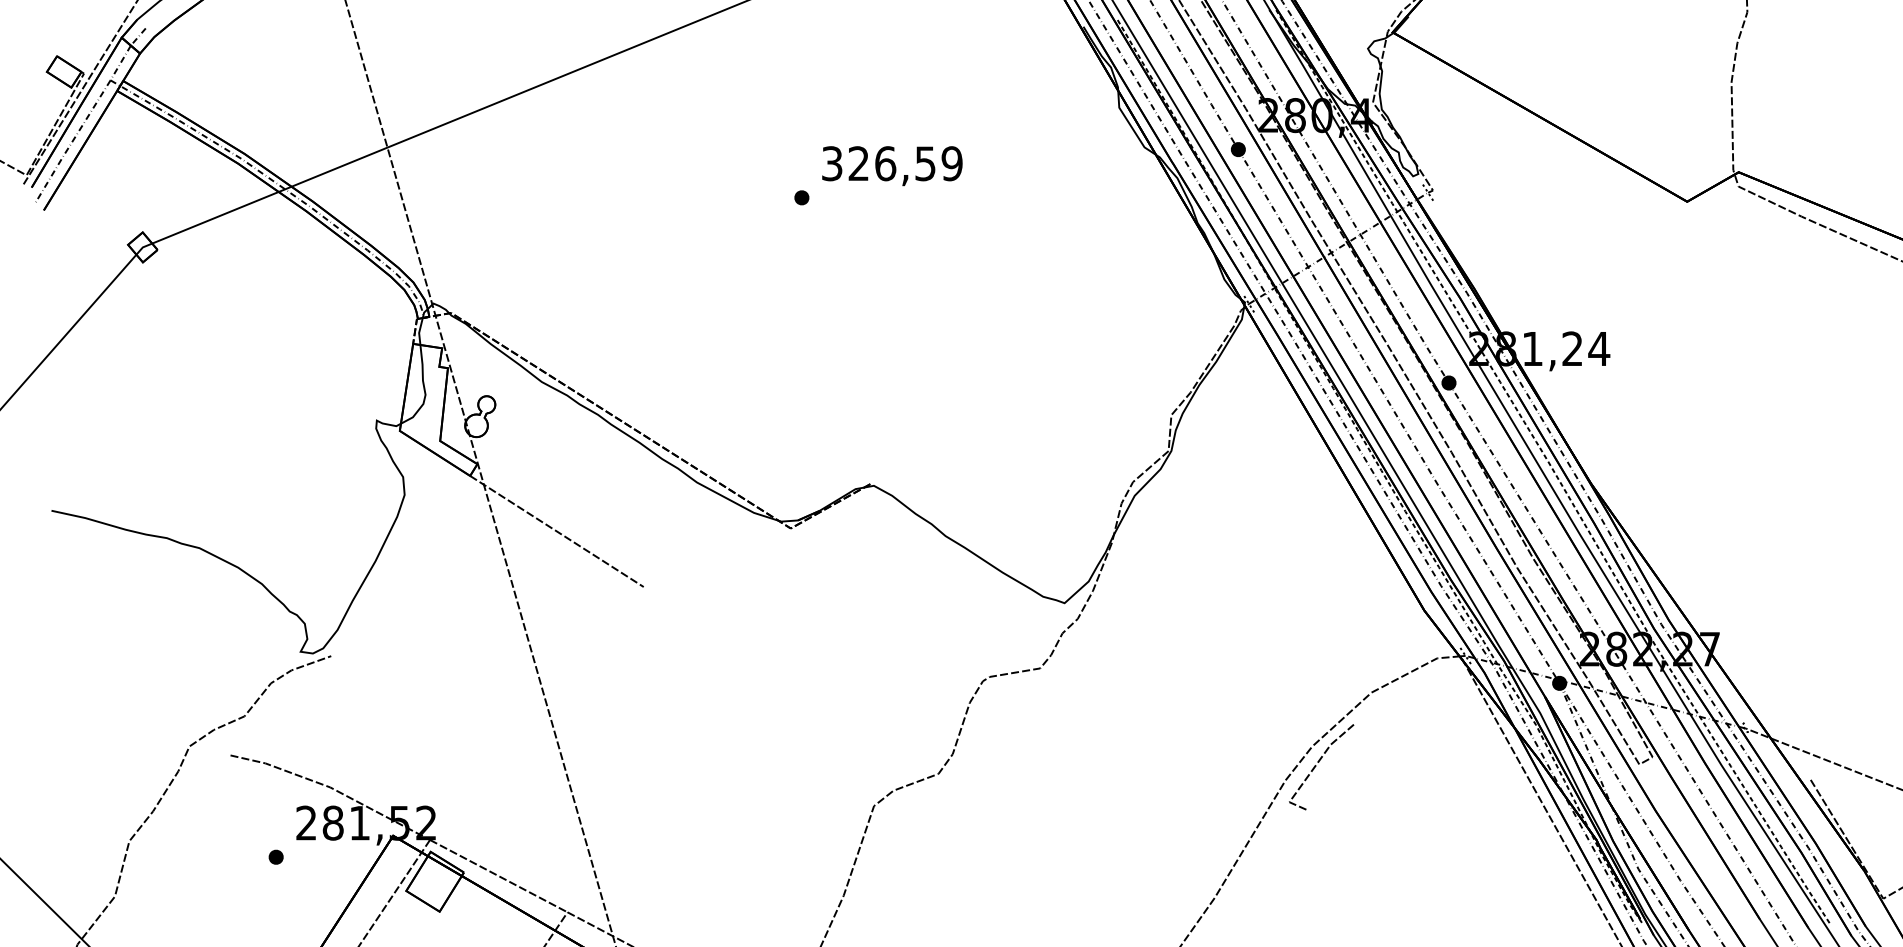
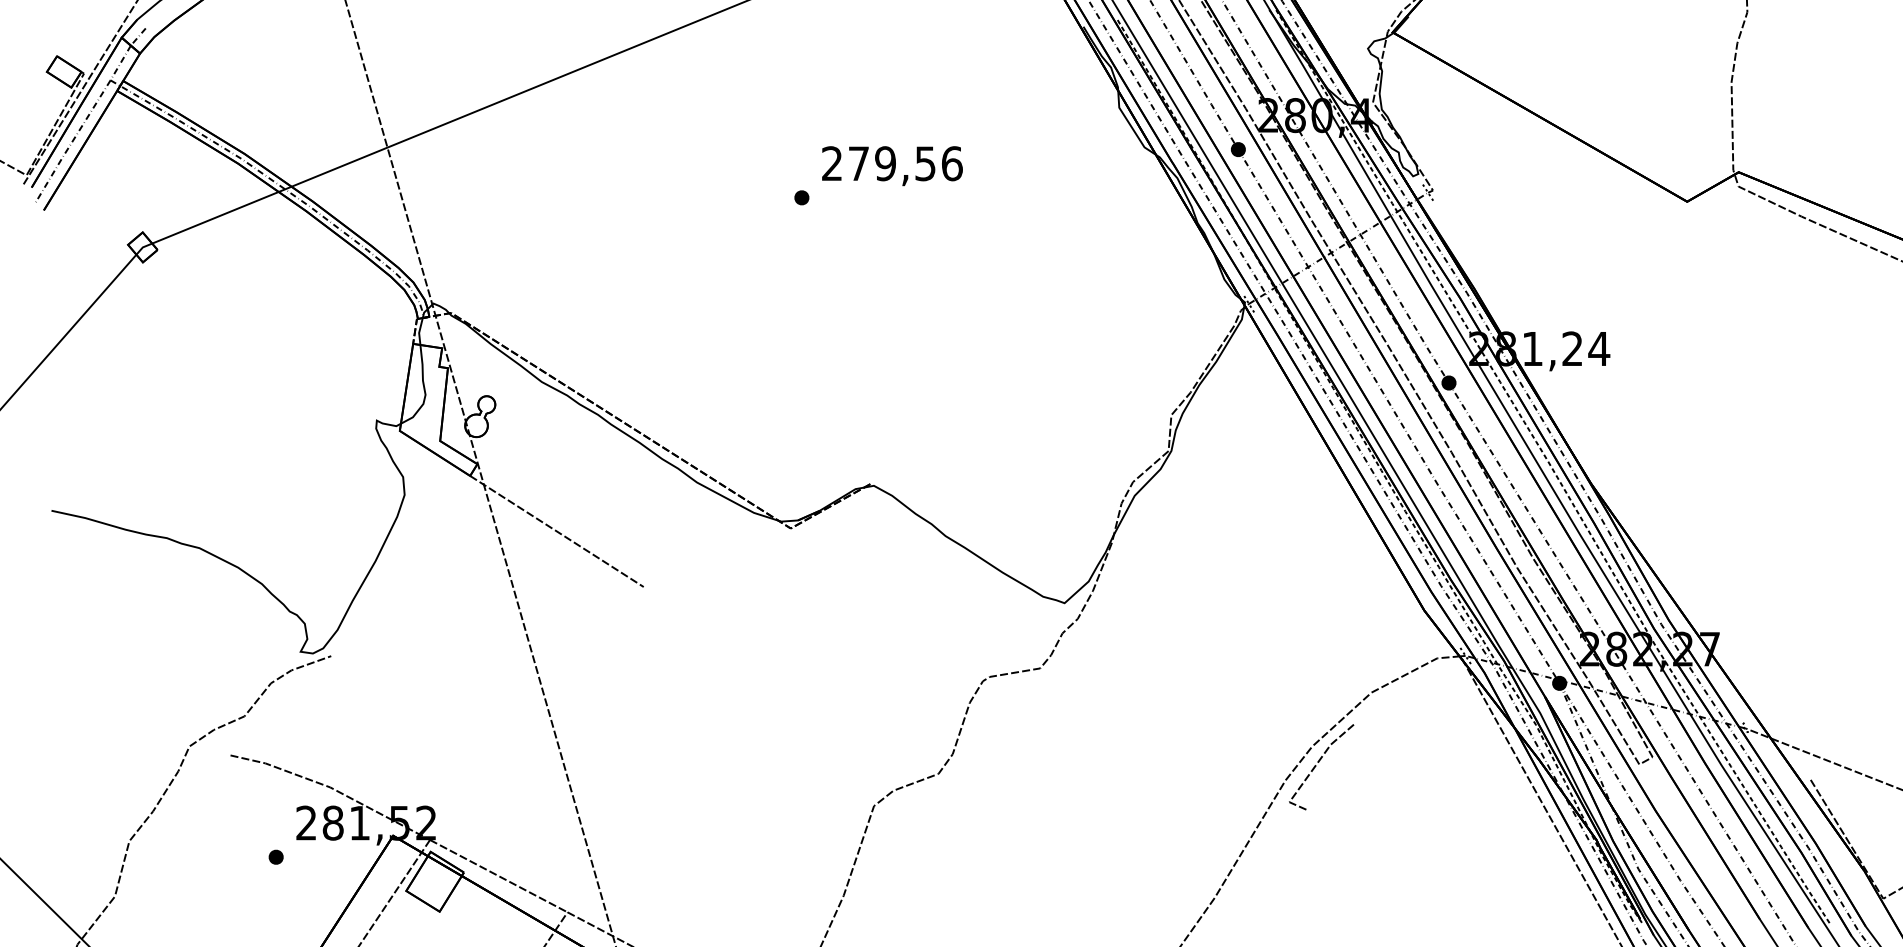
text: 326,59 -> 279,56 (892, 163)
